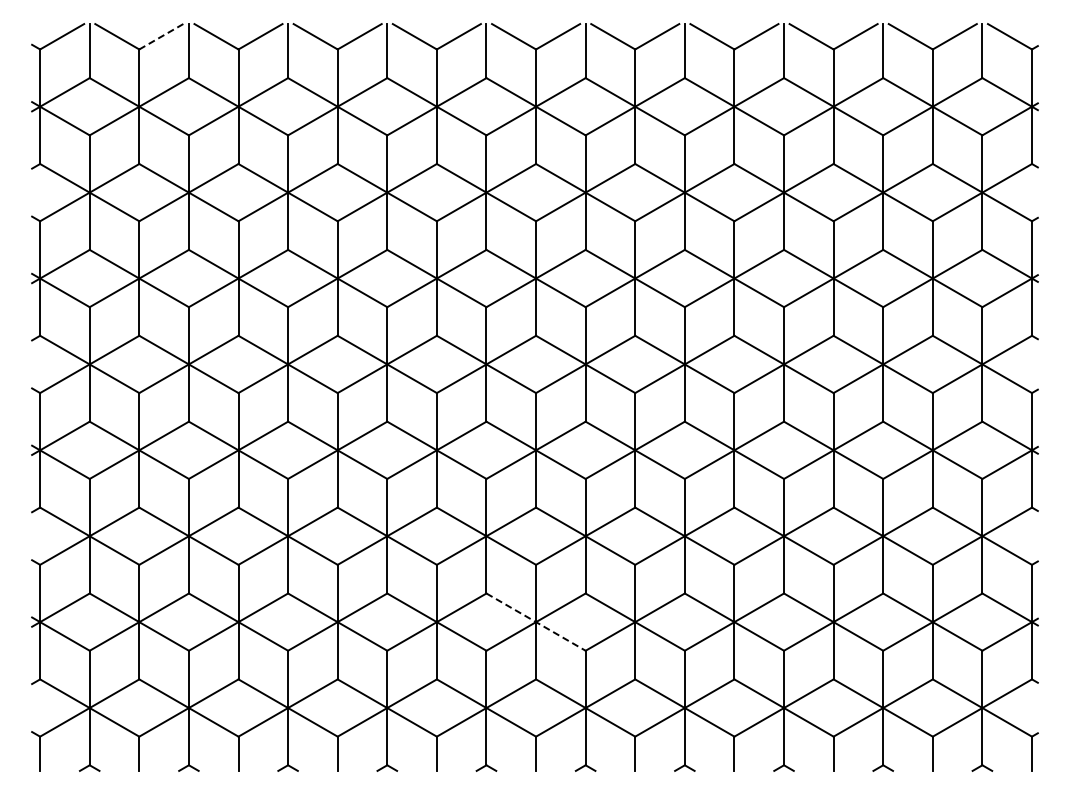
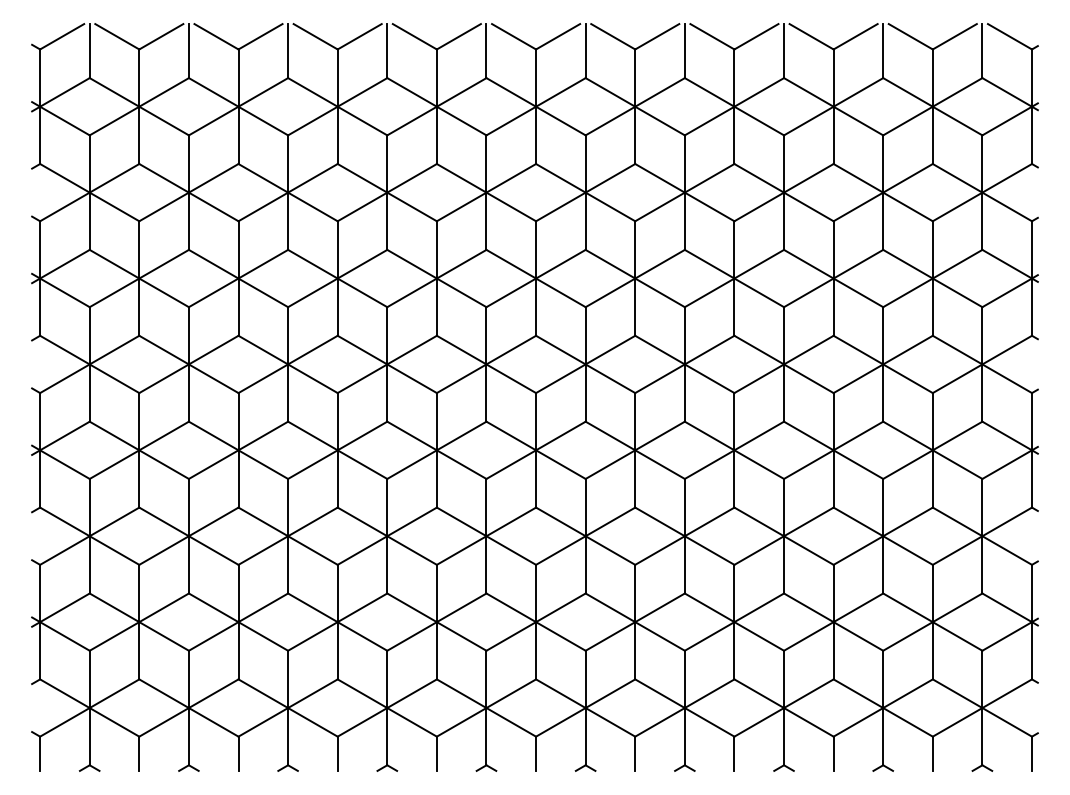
line: dashed -> solid (160, 37)
line: dashed -> solid (536, 622)
